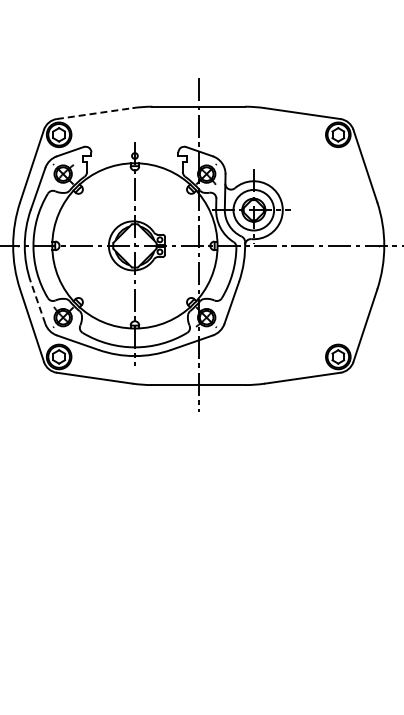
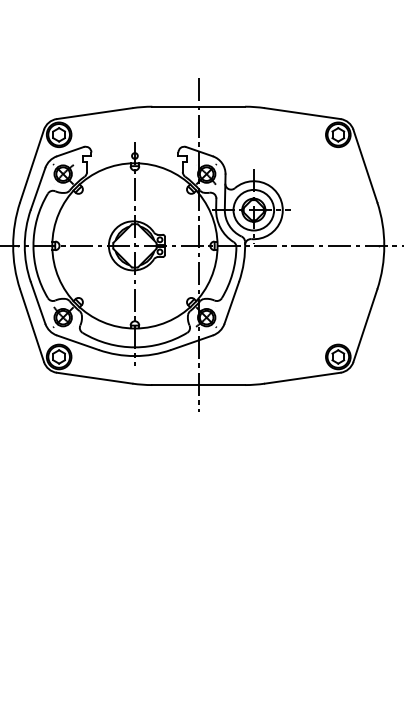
line: dashed -> solid (95, 113)
line: dashed -> solid (37, 302)
